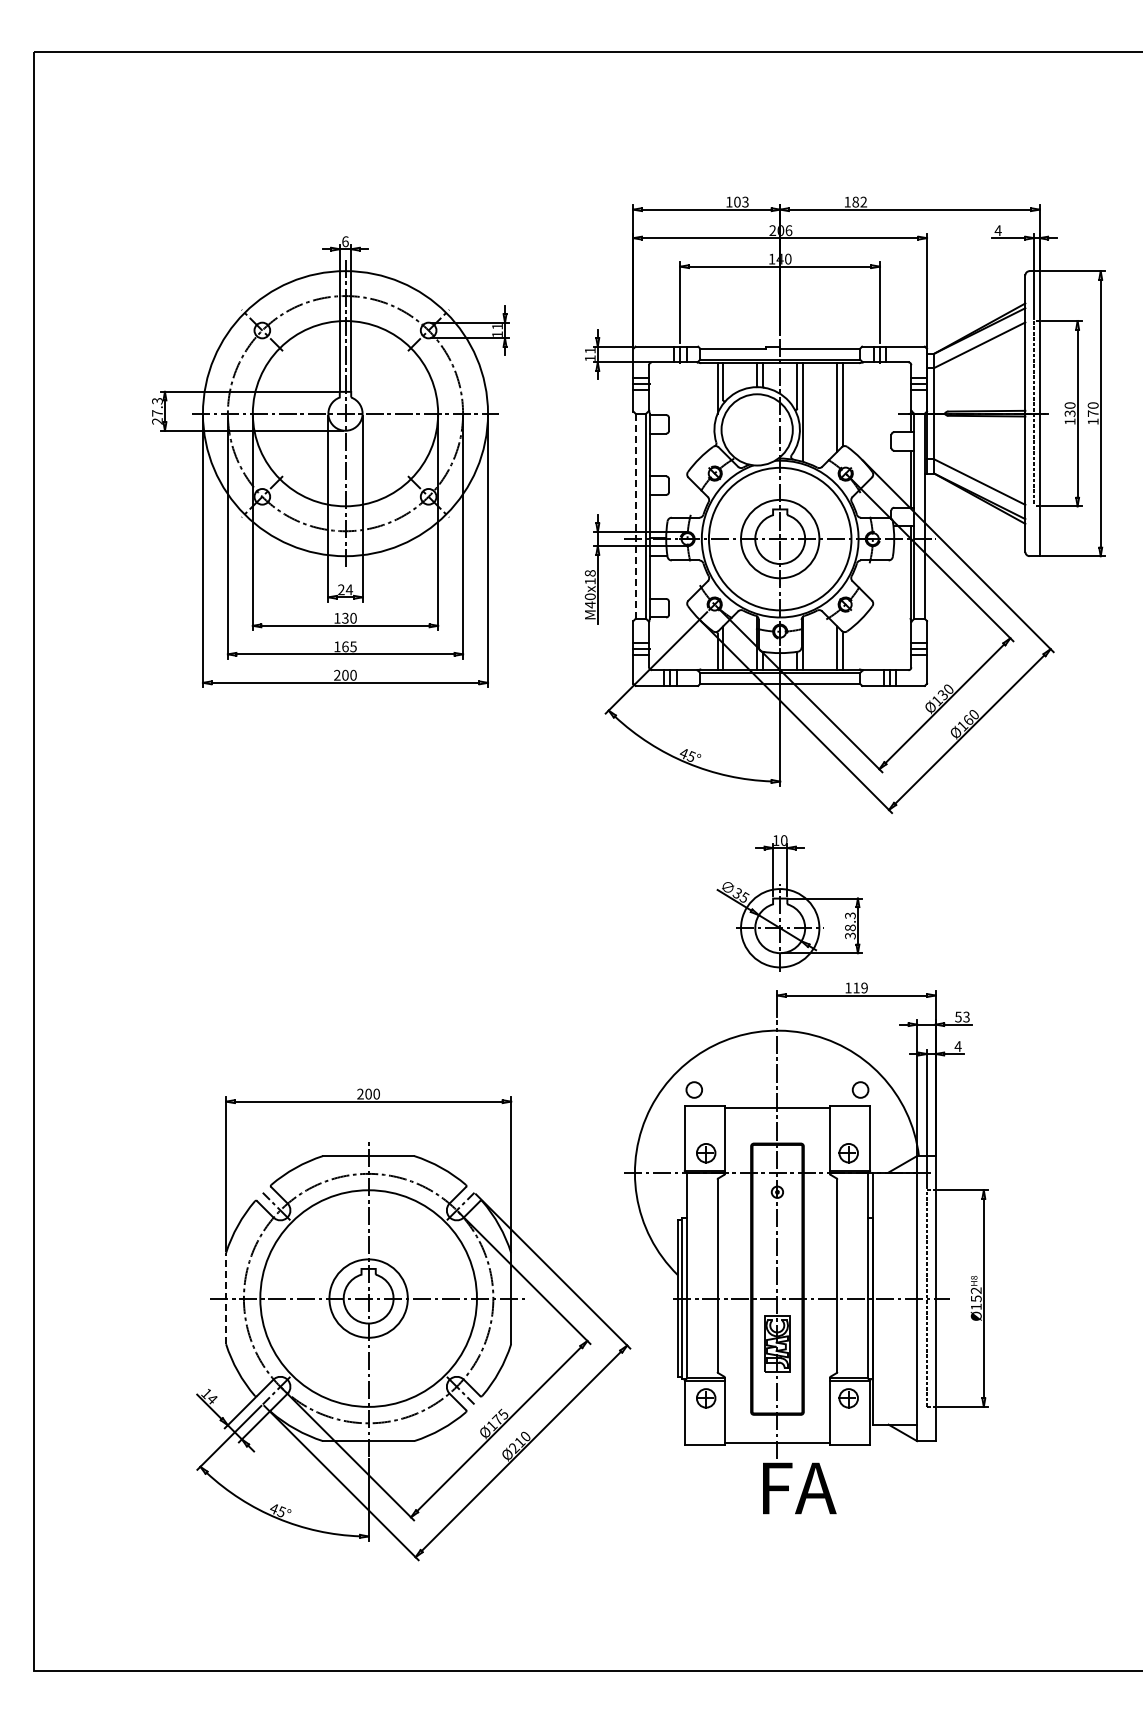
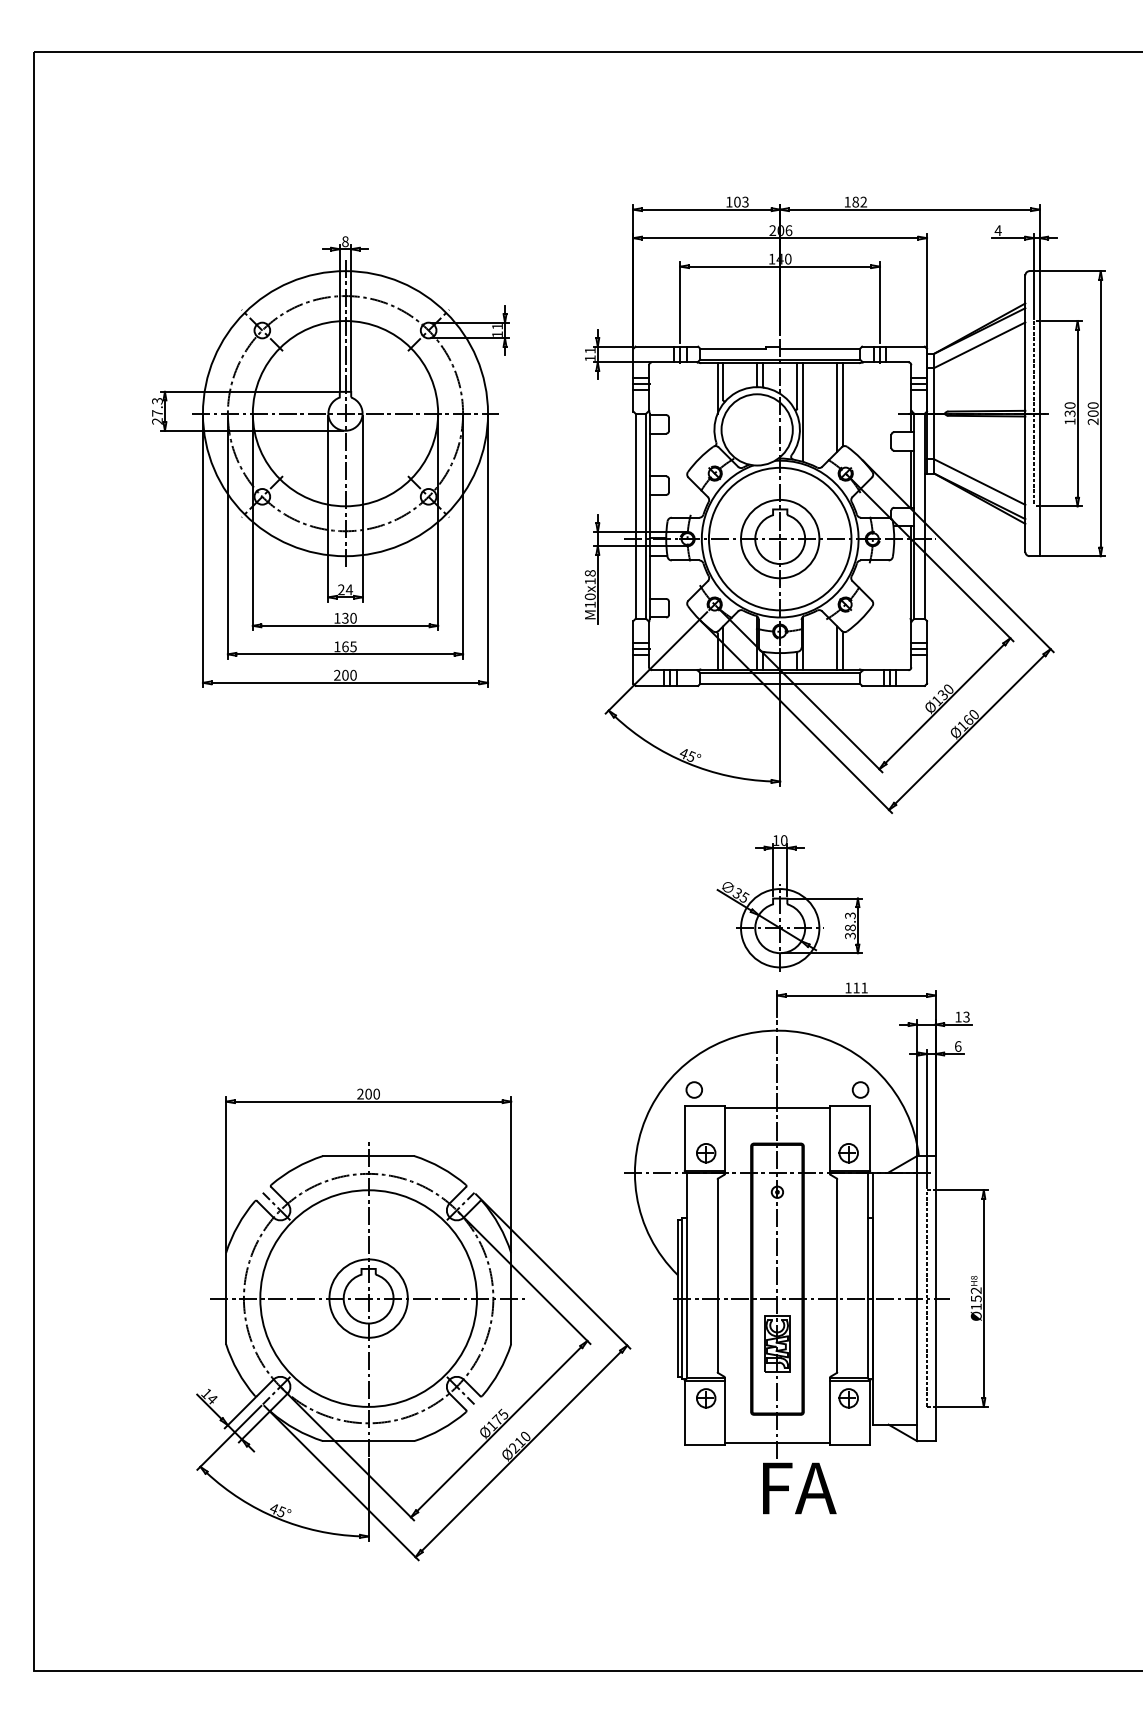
text: 6 -> 8 (345, 241)
text: 170 -> 200 (1092, 417)
line: dashed -> solid (635, 516)
text: M40x18 -> M10x18 (590, 604)
text: 119 -> 111 (864, 987)
text: 53 -> 13 (958, 1016)
text: 4 -> 6 (957, 1046)
line: dashed -> solid (226, 1298)
